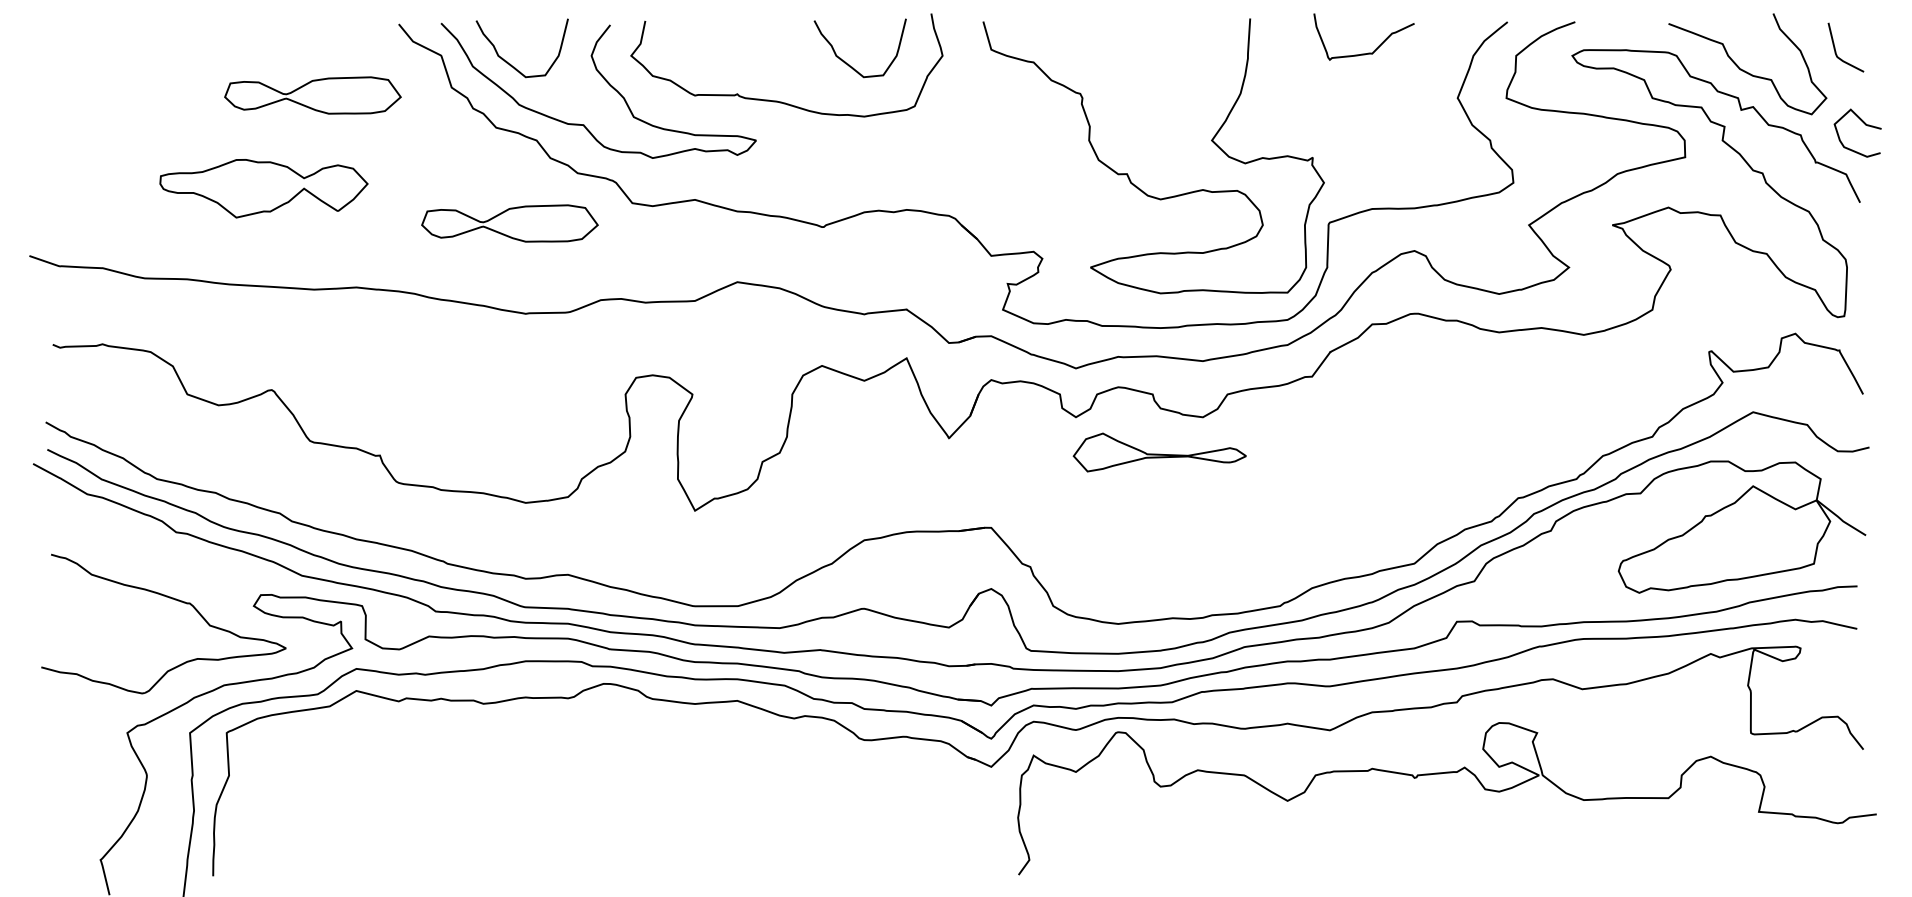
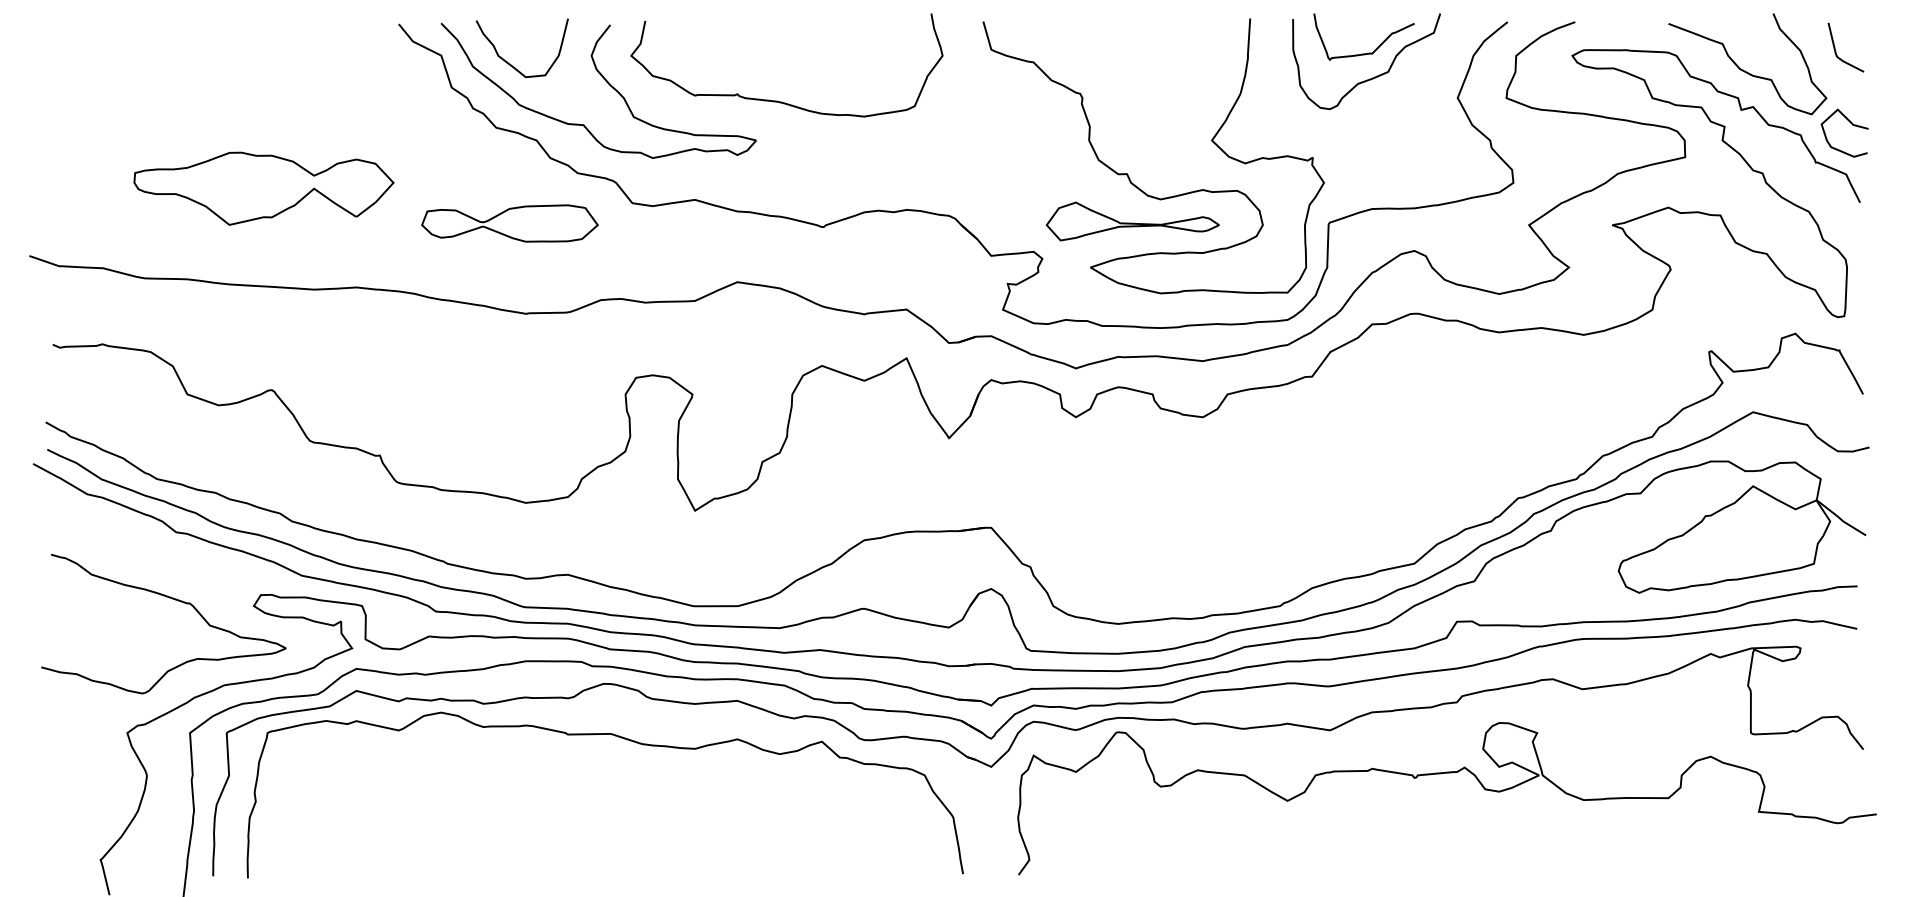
curve: present -> none (848, 63)
curve: none -> present (1374, 76)
part: present -> none (312, 95)
curve position: (1864, 124) -> (1851, 124) (1851, 124)
part size: 210x60 px -> 262x75 px (263, 188)
part position: (1159, 452) -> (1132, 221) (1132, 221)
curve: none -> present (621, 738)
